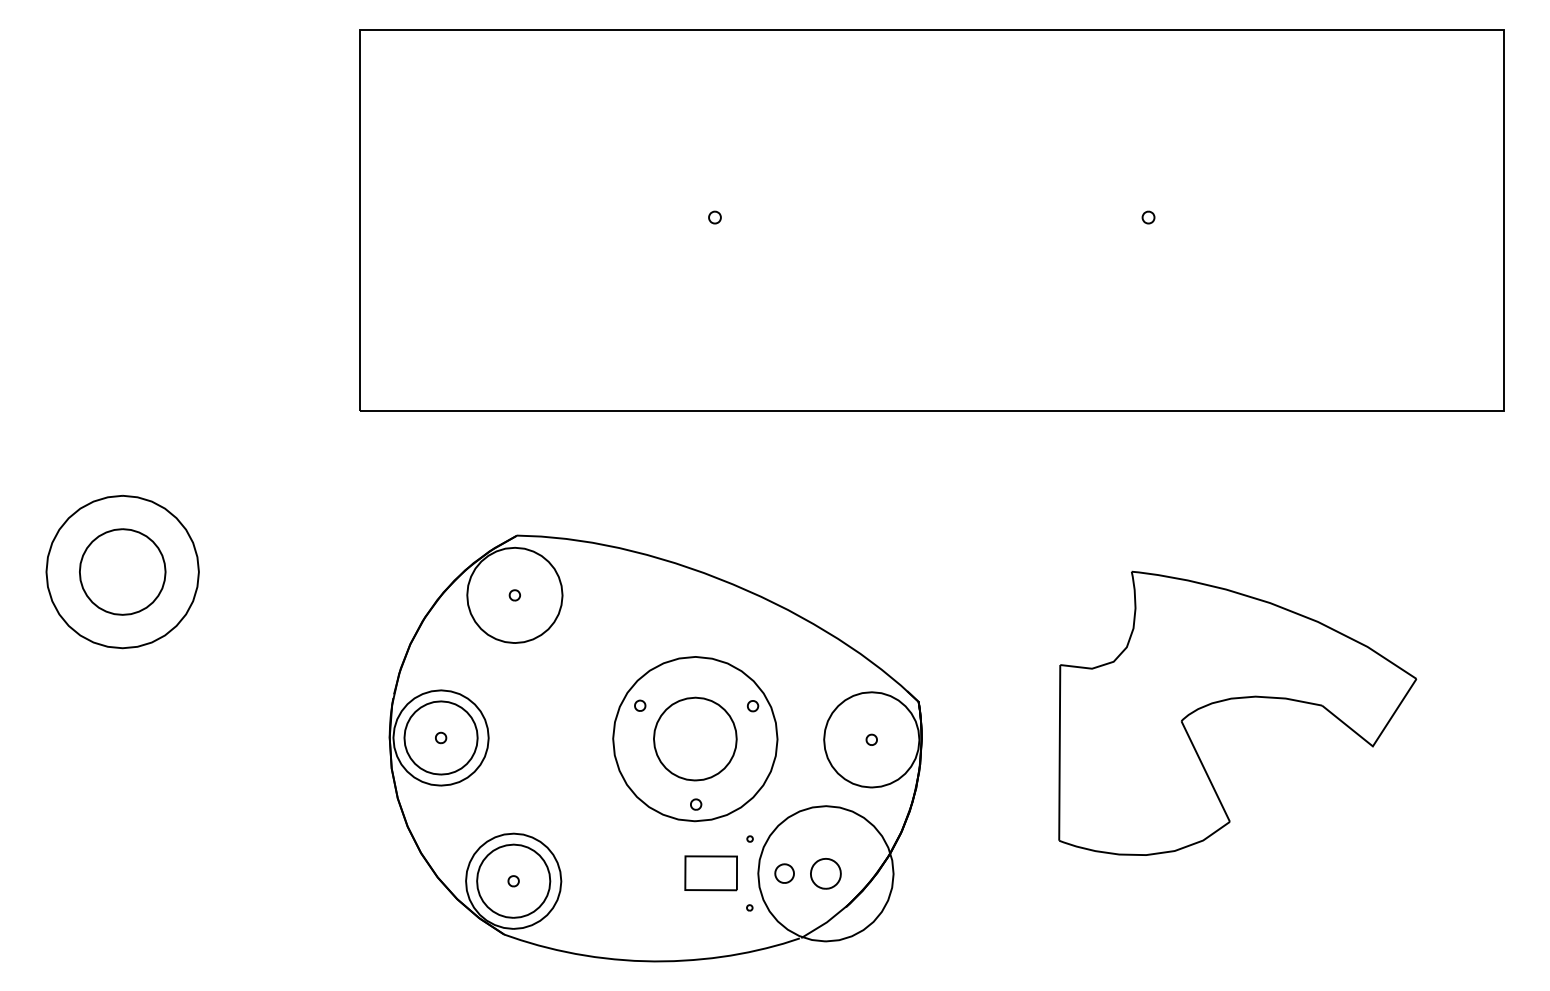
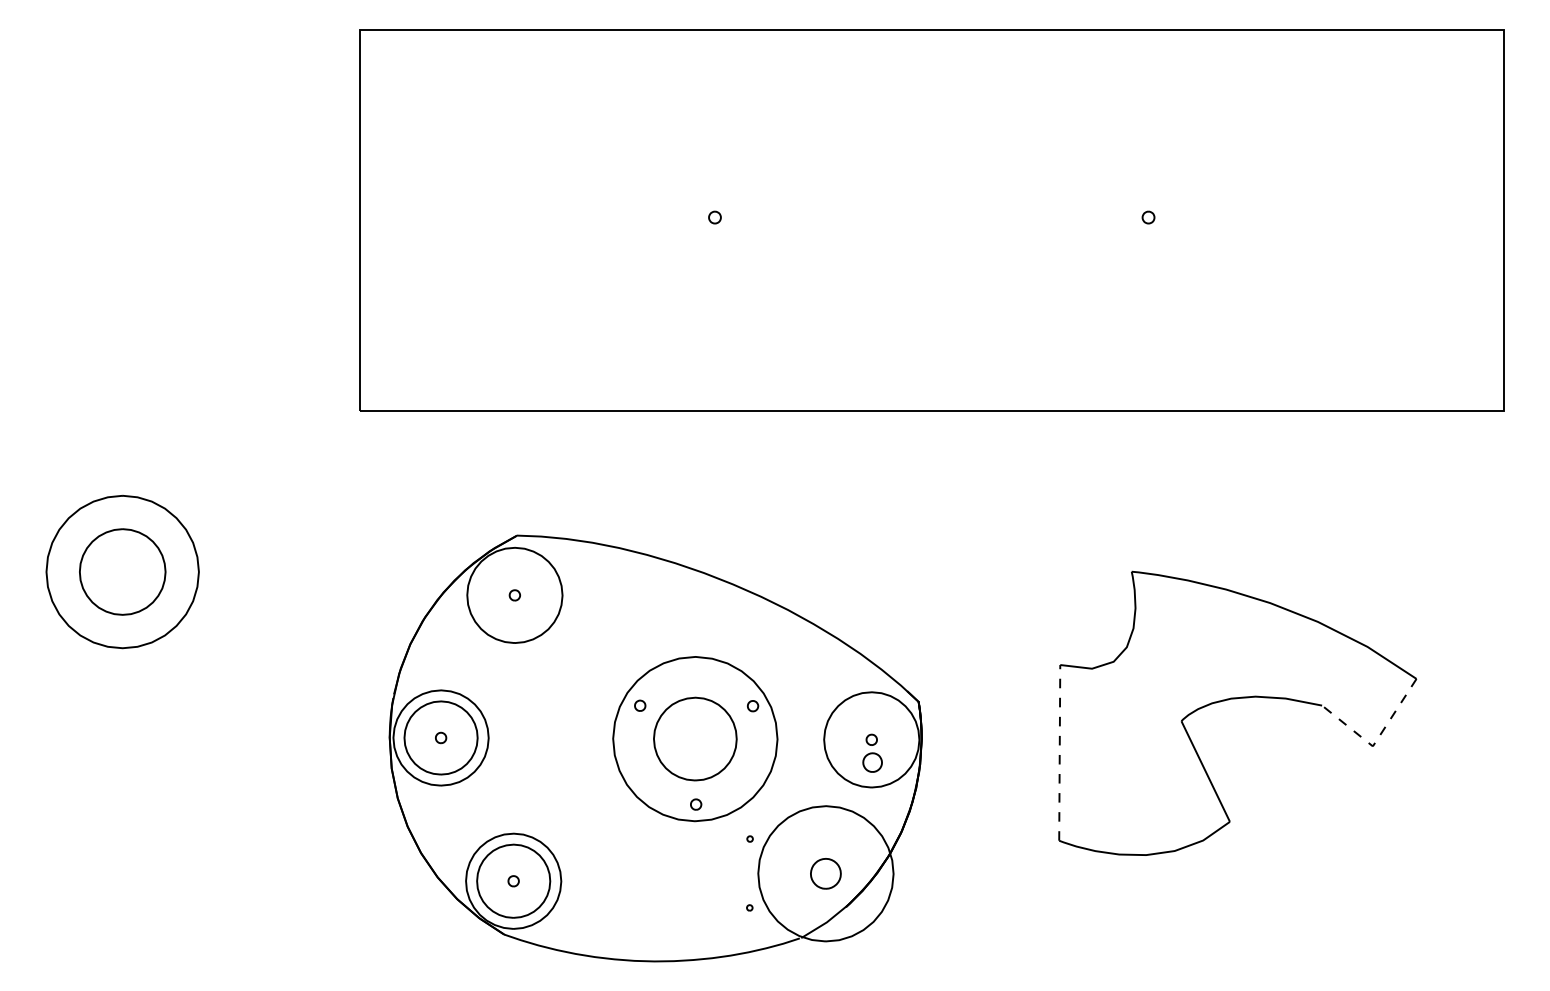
line: solid -> dashed (1376, 740)
line: solid -> dashed (1059, 752)
part: present -> none (710, 873)
part position: (784, 873) -> (872, 762) (872, 762)
